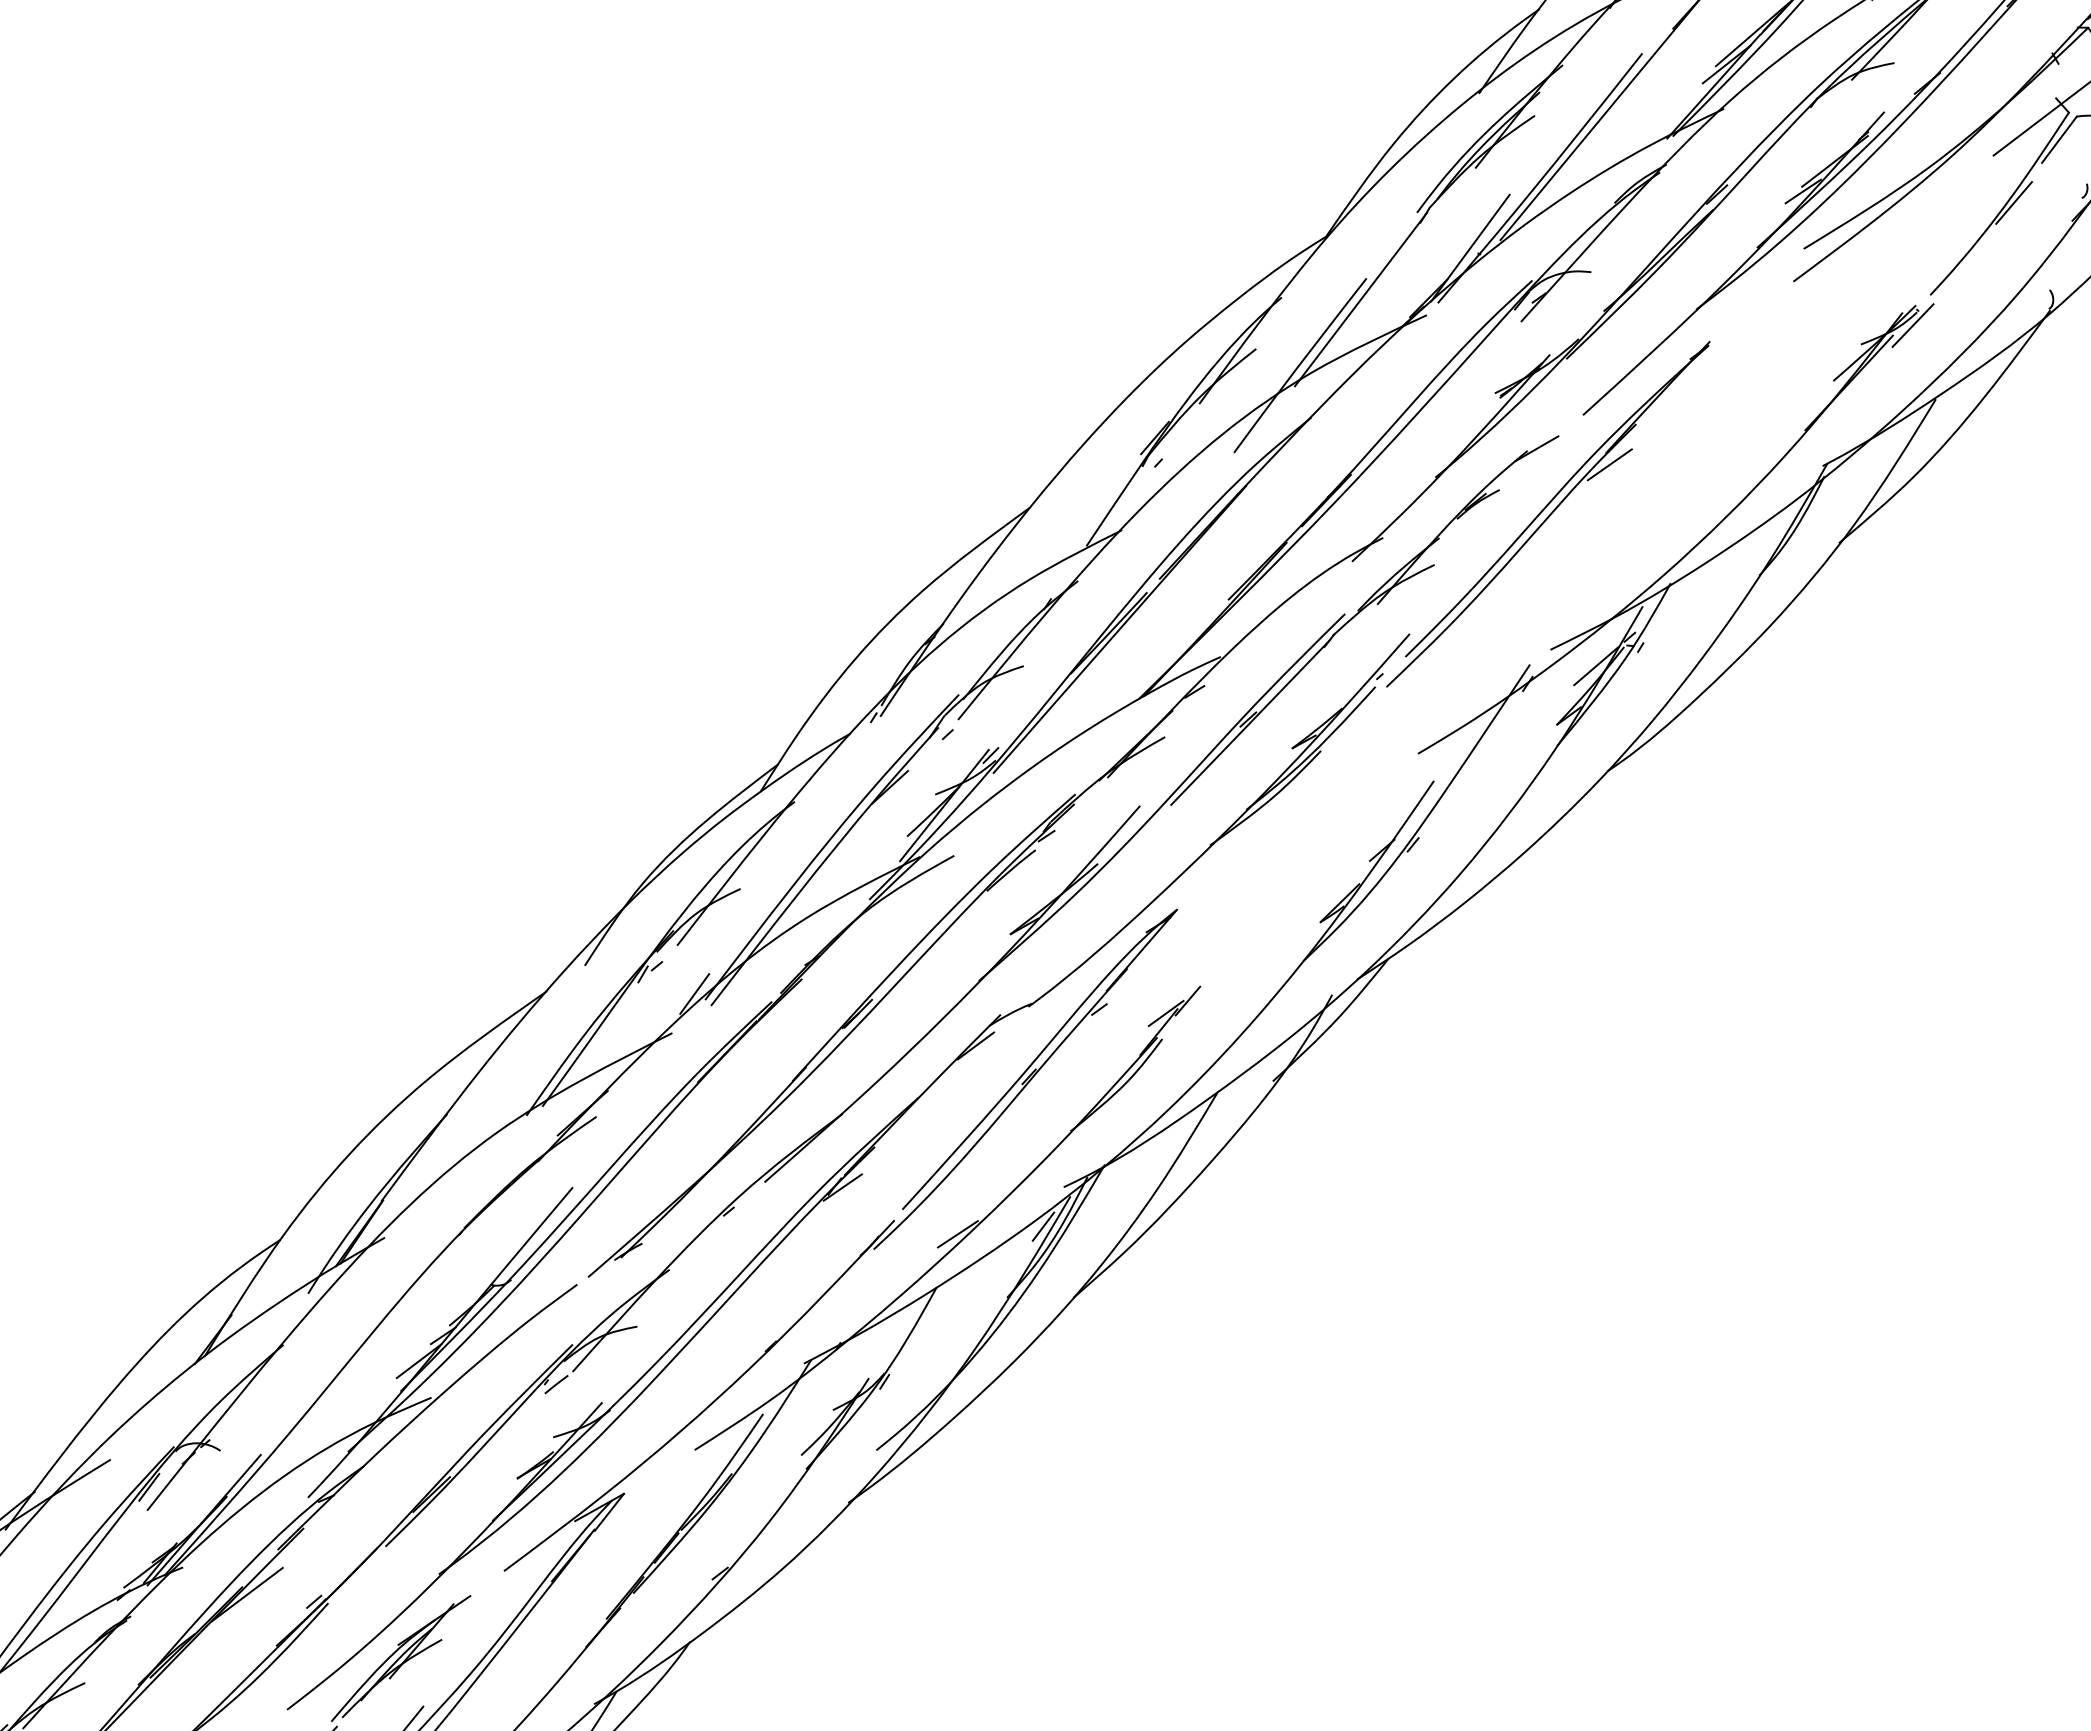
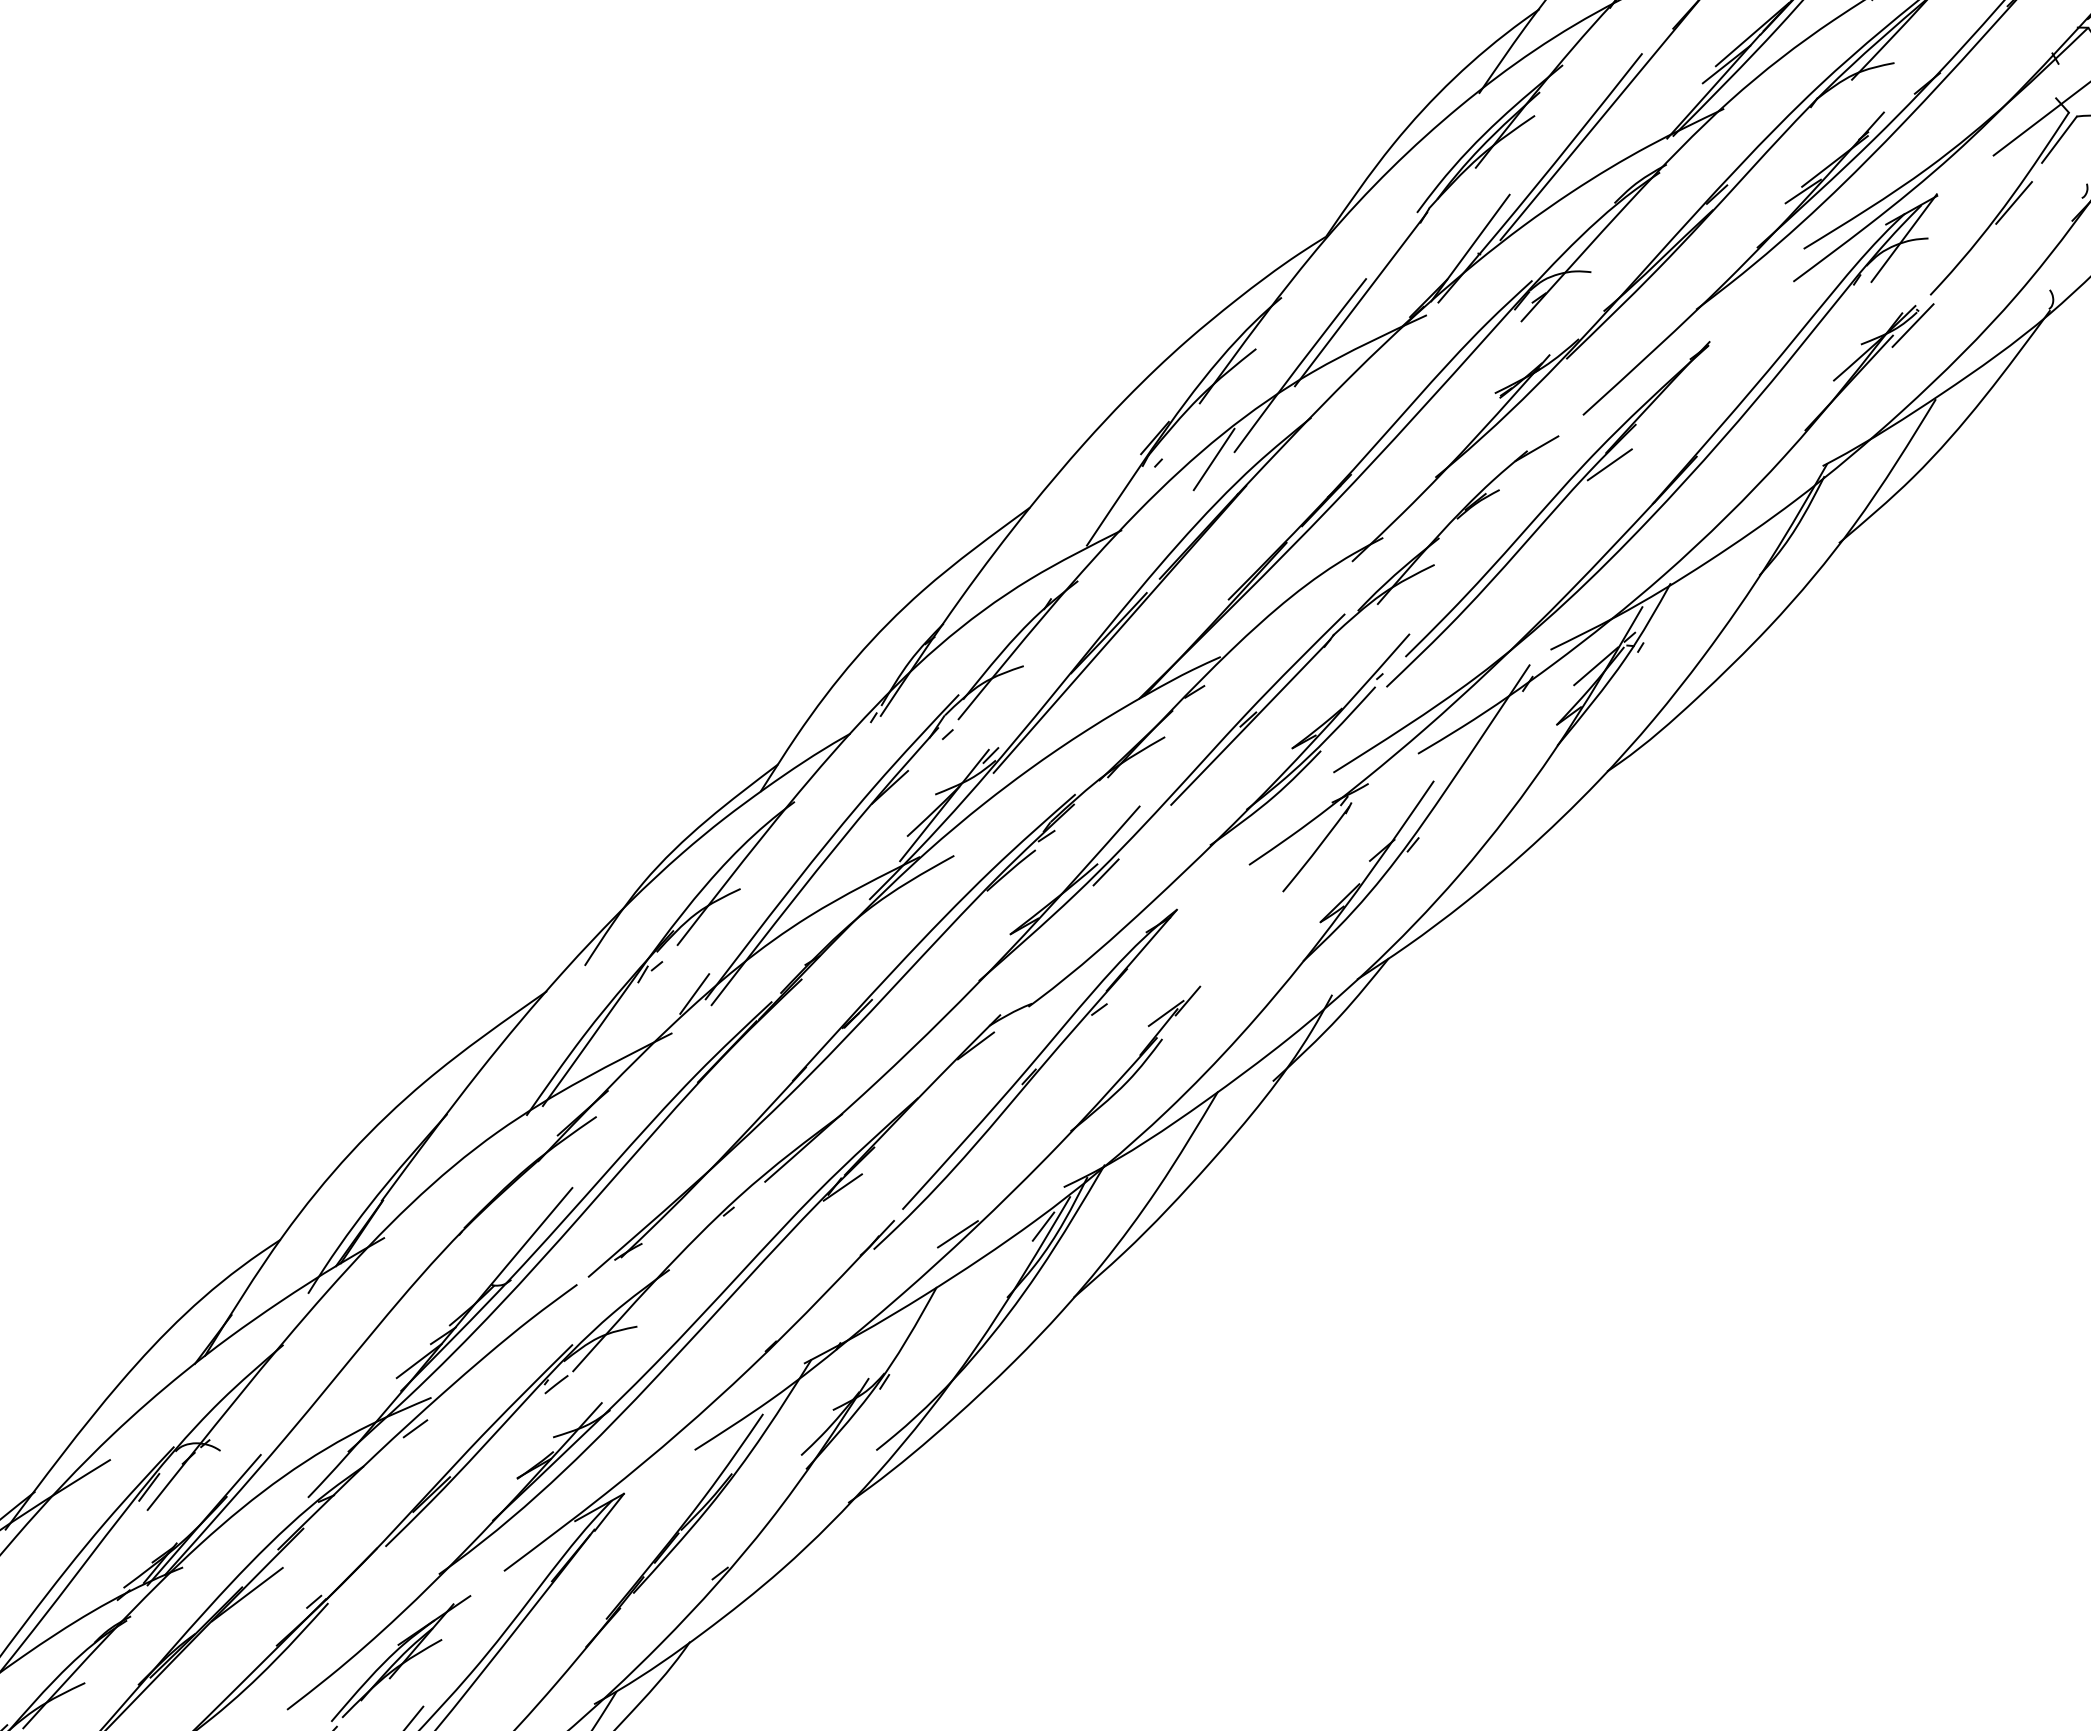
line: none -> present (1213, 459)
part: none -> present (1605, 552)
line: none -> present (1105, 872)
line: none -> present (415, 1428)
